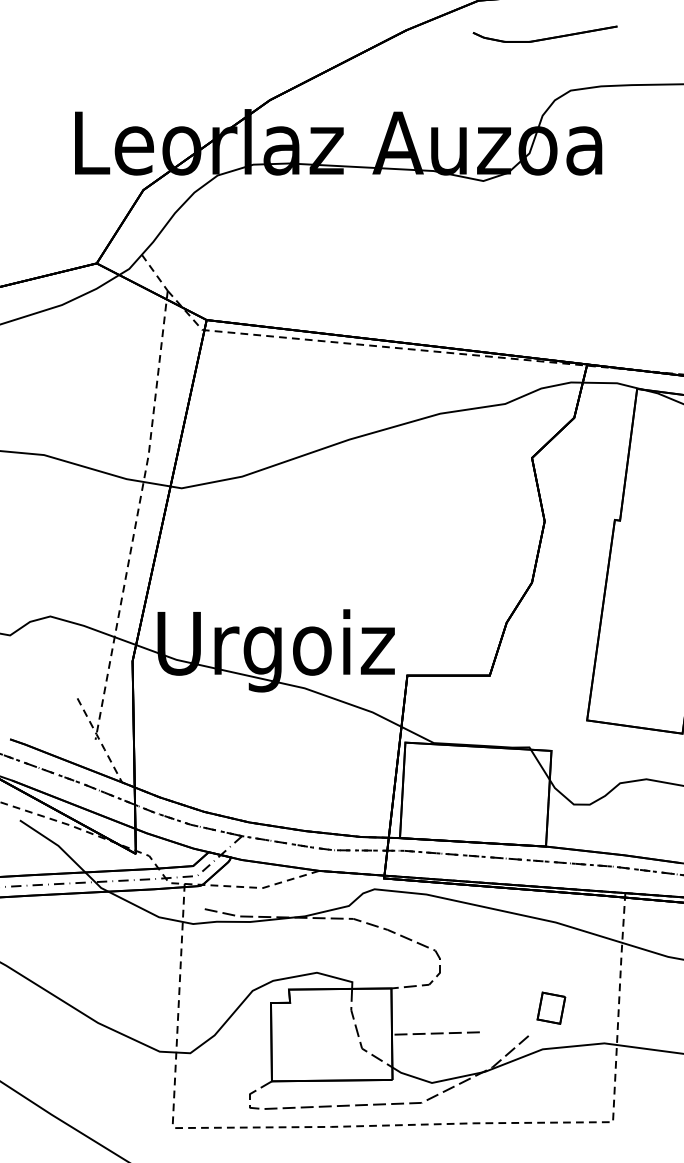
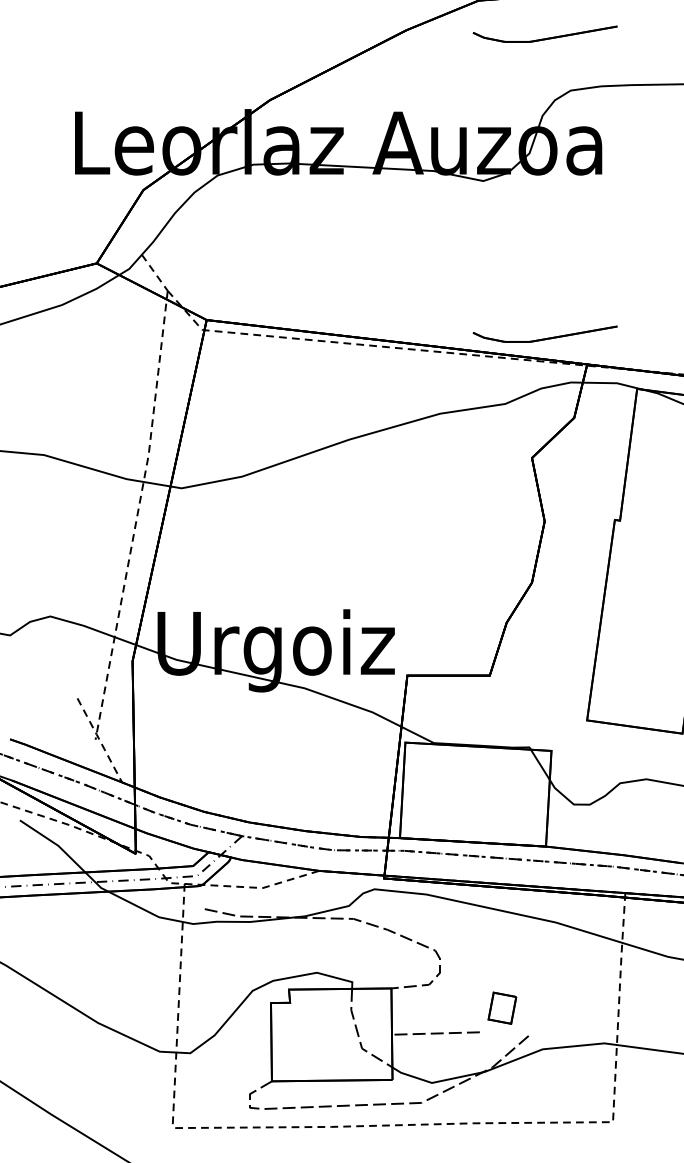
part: none -> present (544, 333)
part position: (551, 1007) -> (502, 1007) (502, 1007)
